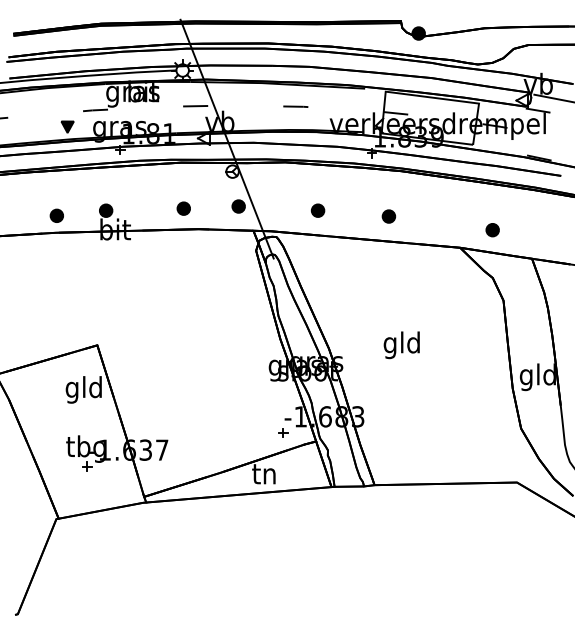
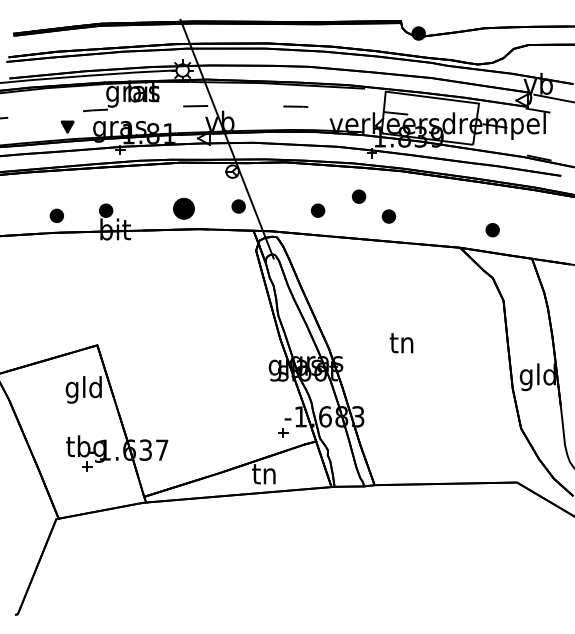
part: none -> present (358, 196)
part size: 15x15 px -> 22x23 px (183, 208)
text: gld -> tn (401, 345)
